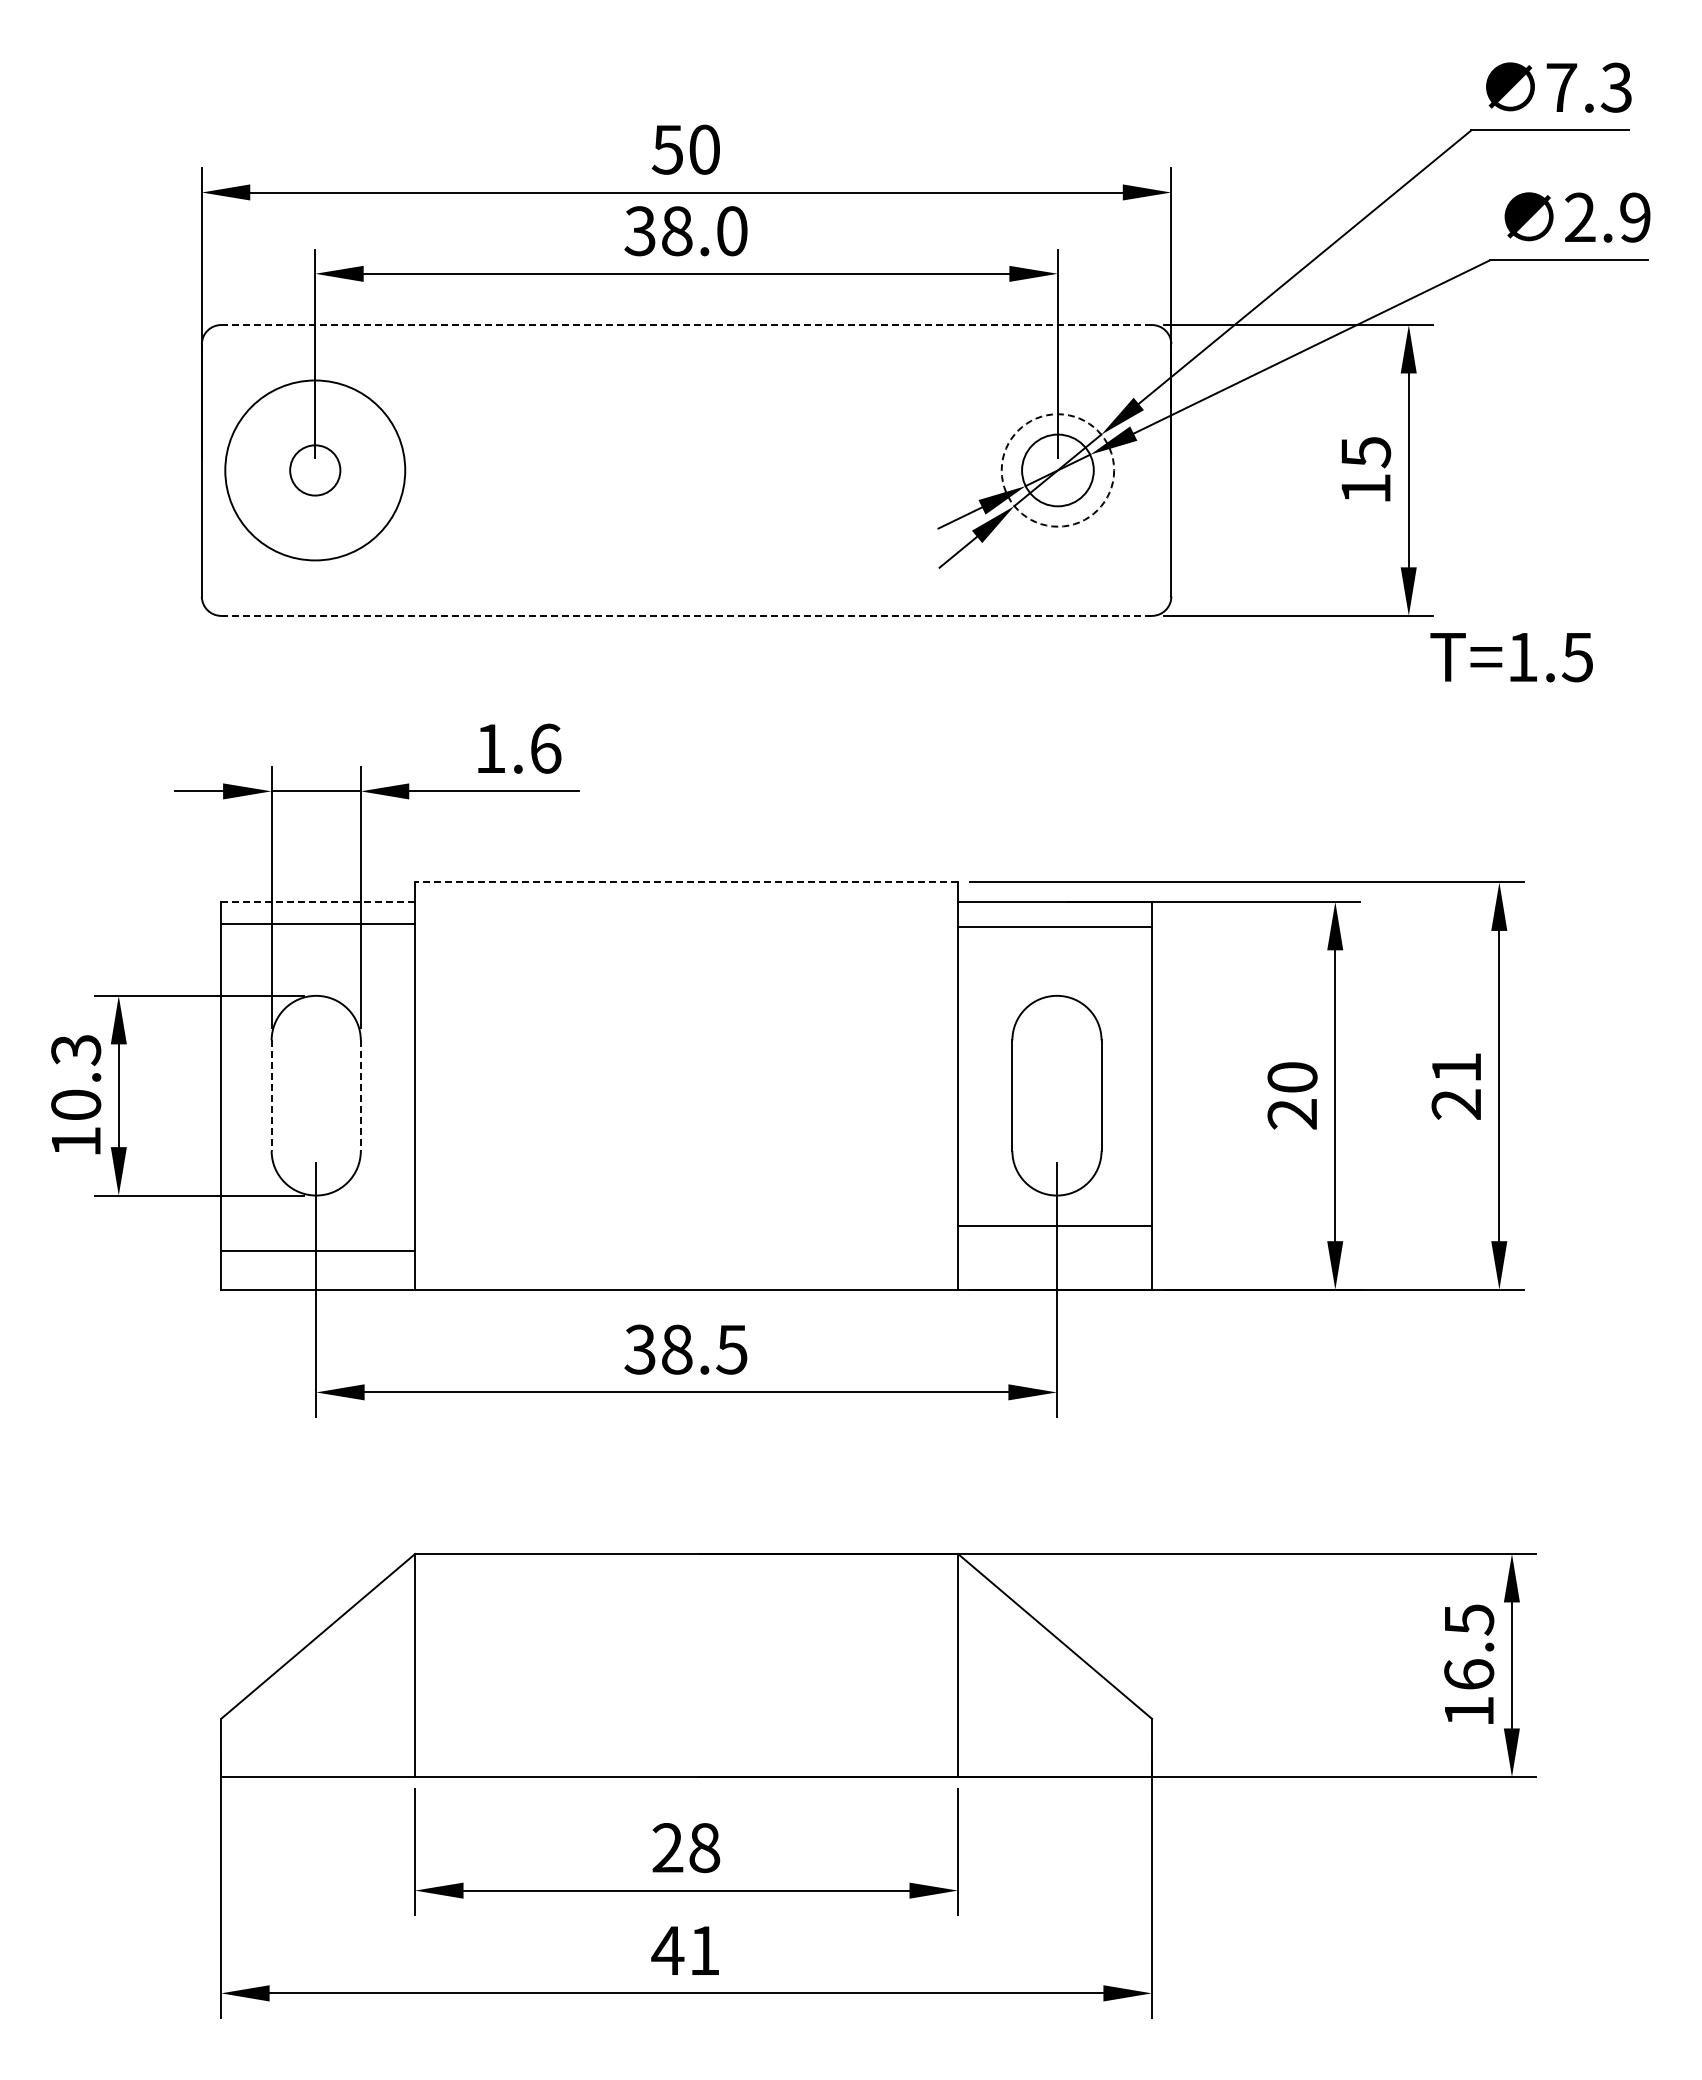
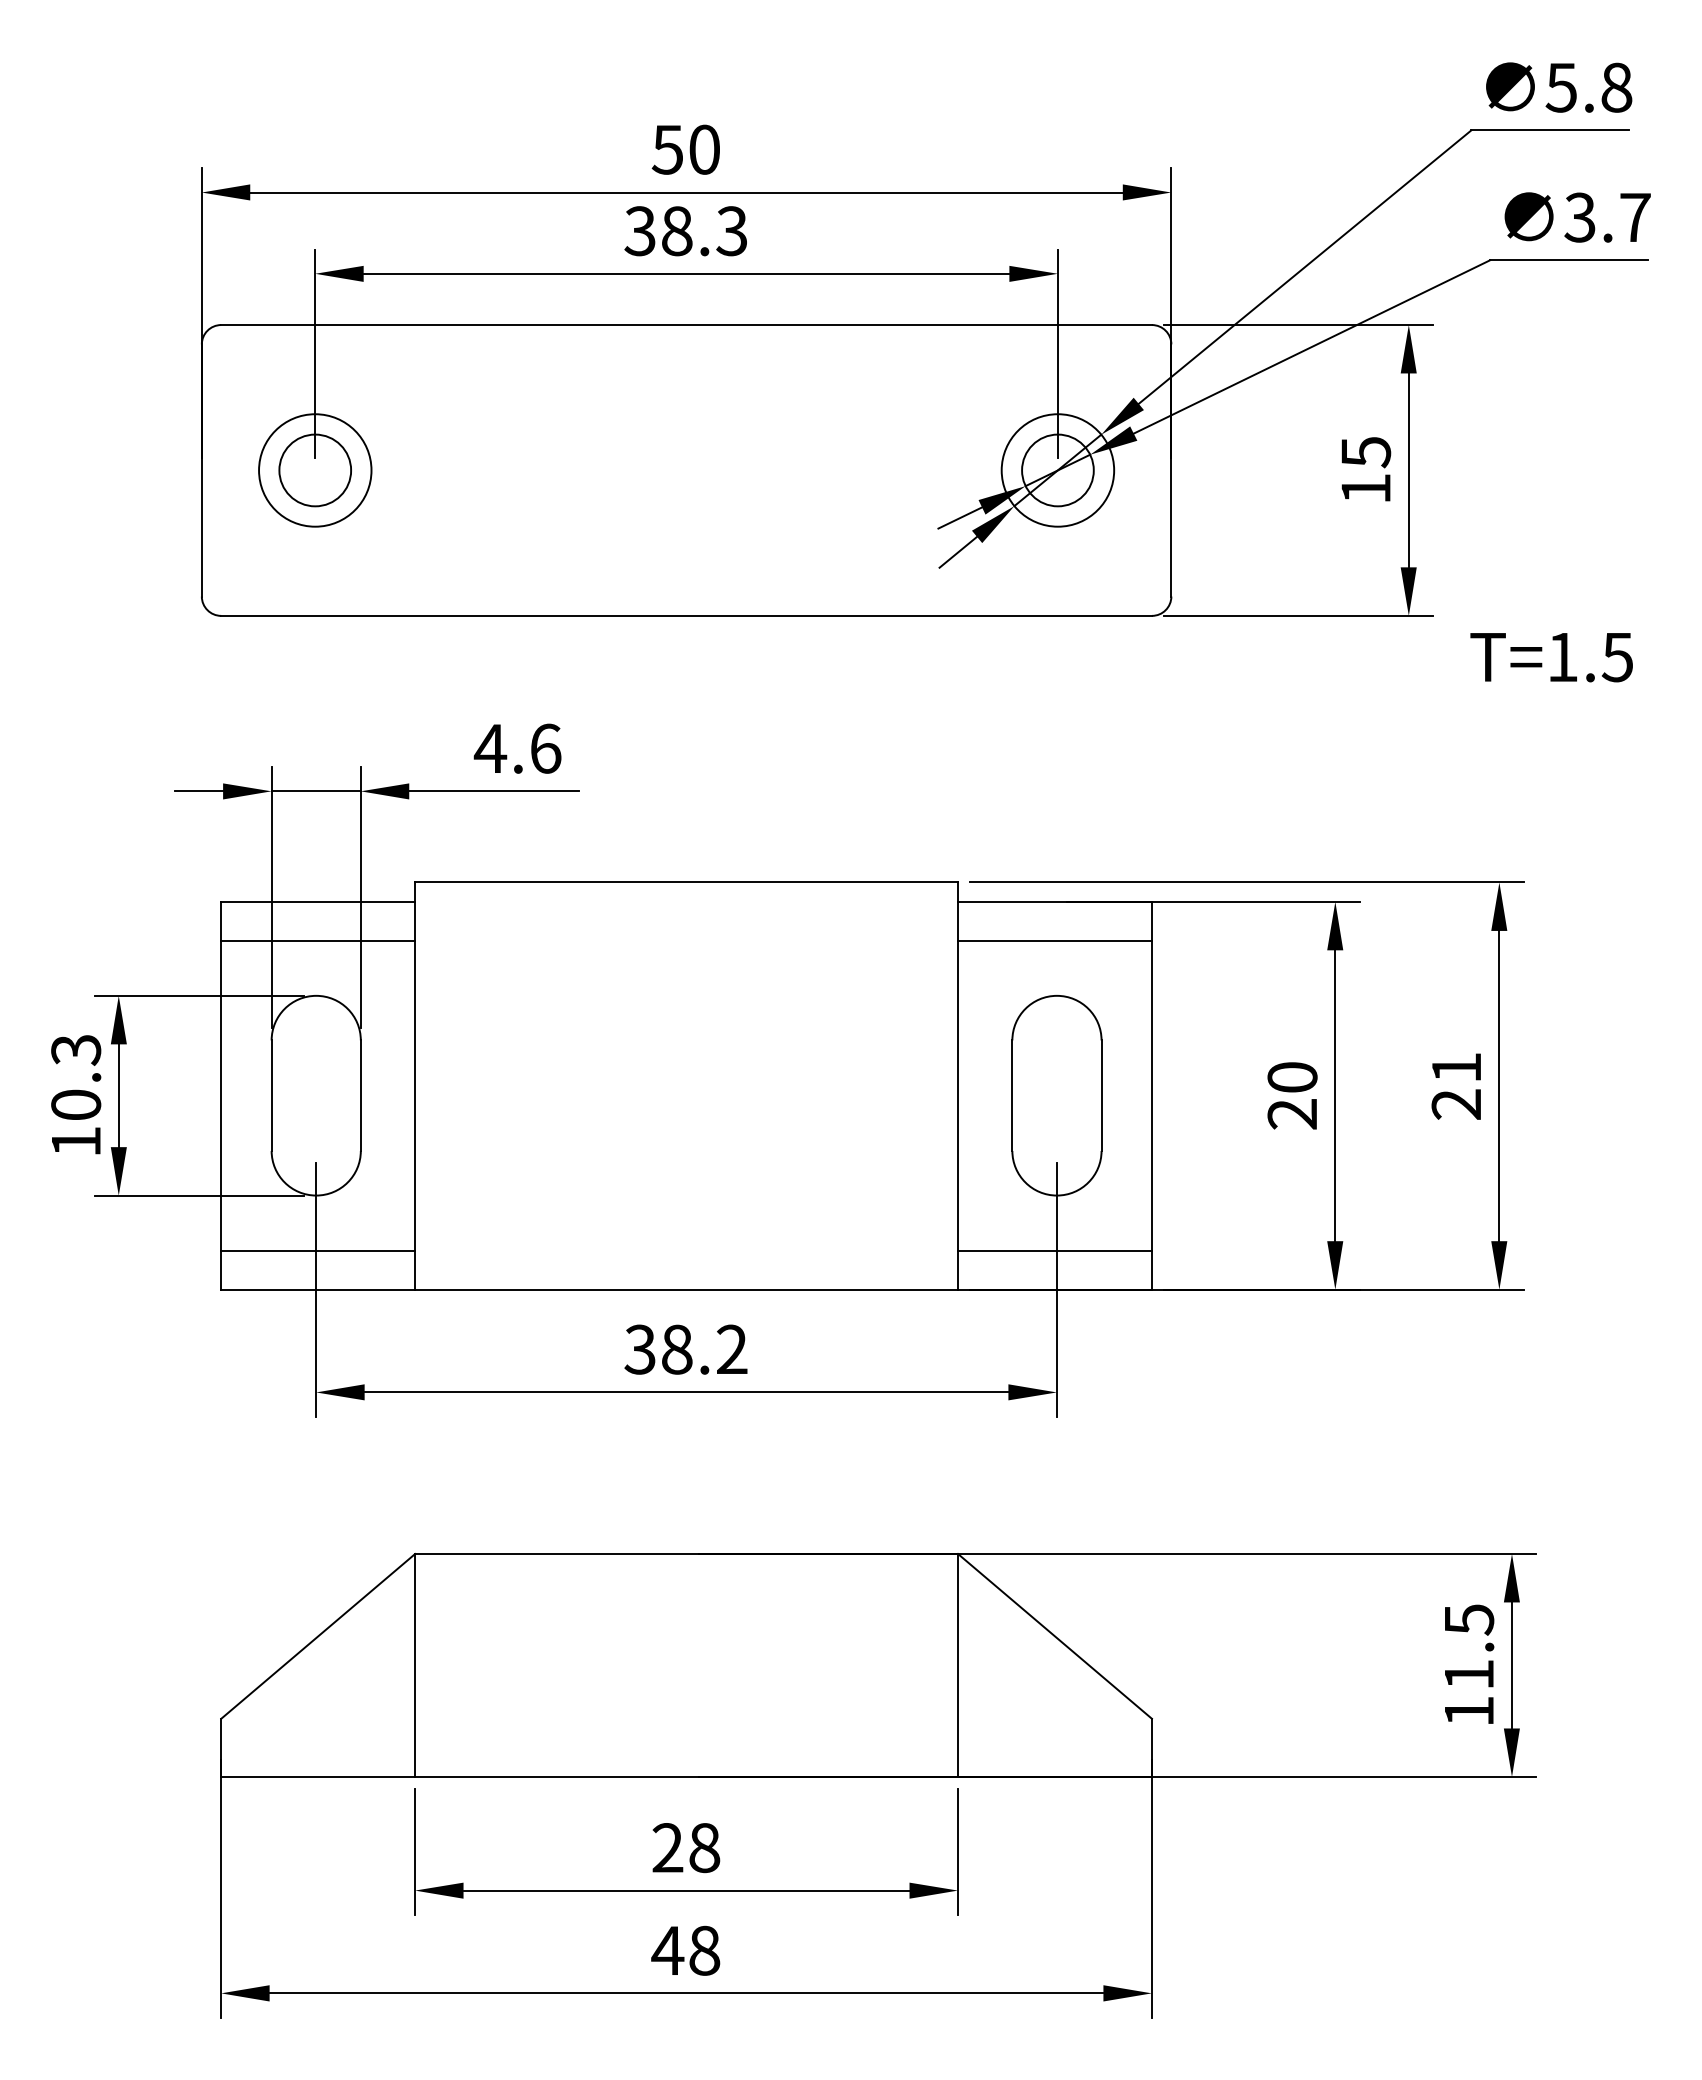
text: 7.3 -> 5.8 (1588, 87)
text: 2.9 -> 3.7 (1607, 217)
text: 38.0 -> 38.3 (731, 231)
line: dashed -> solid (686, 325)
circle diameter: 180 px -> 112 px (315, 470)
circle diameter: 50 px -> 72 px (315, 470)
circle: dashed -> solid (1057, 470)
line: dashed -> solid (687, 615)
text position: (1511, 657) -> (1551, 657) (1551, 657)
text: 1.6 -> 4.6 (490, 748)
line: dashed -> solid (686, 882)
line: dashed -> solid (318, 901)
line position: (318, 923) -> (318, 940) (318, 940)
line position: (1054, 926) -> (1054, 940) (1054, 940)
line: dashed -> solid (271, 1096)
line: dashed -> solid (360, 1096)
line position: (1054, 1225) -> (1054, 1250) (1054, 1250)
text: 38.5 -> 38.2 (731, 1349)
text: 16.5 -> 11.5 (1469, 1674)
text: 41 -> 48 (704, 1950)
